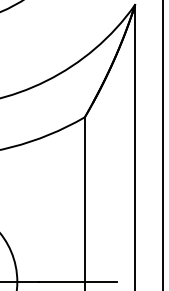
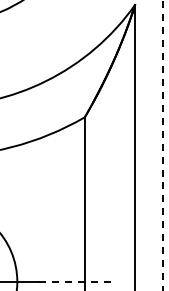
line: solid -> dashed (163, 145)
line: solid -> dashed (78, 281)
